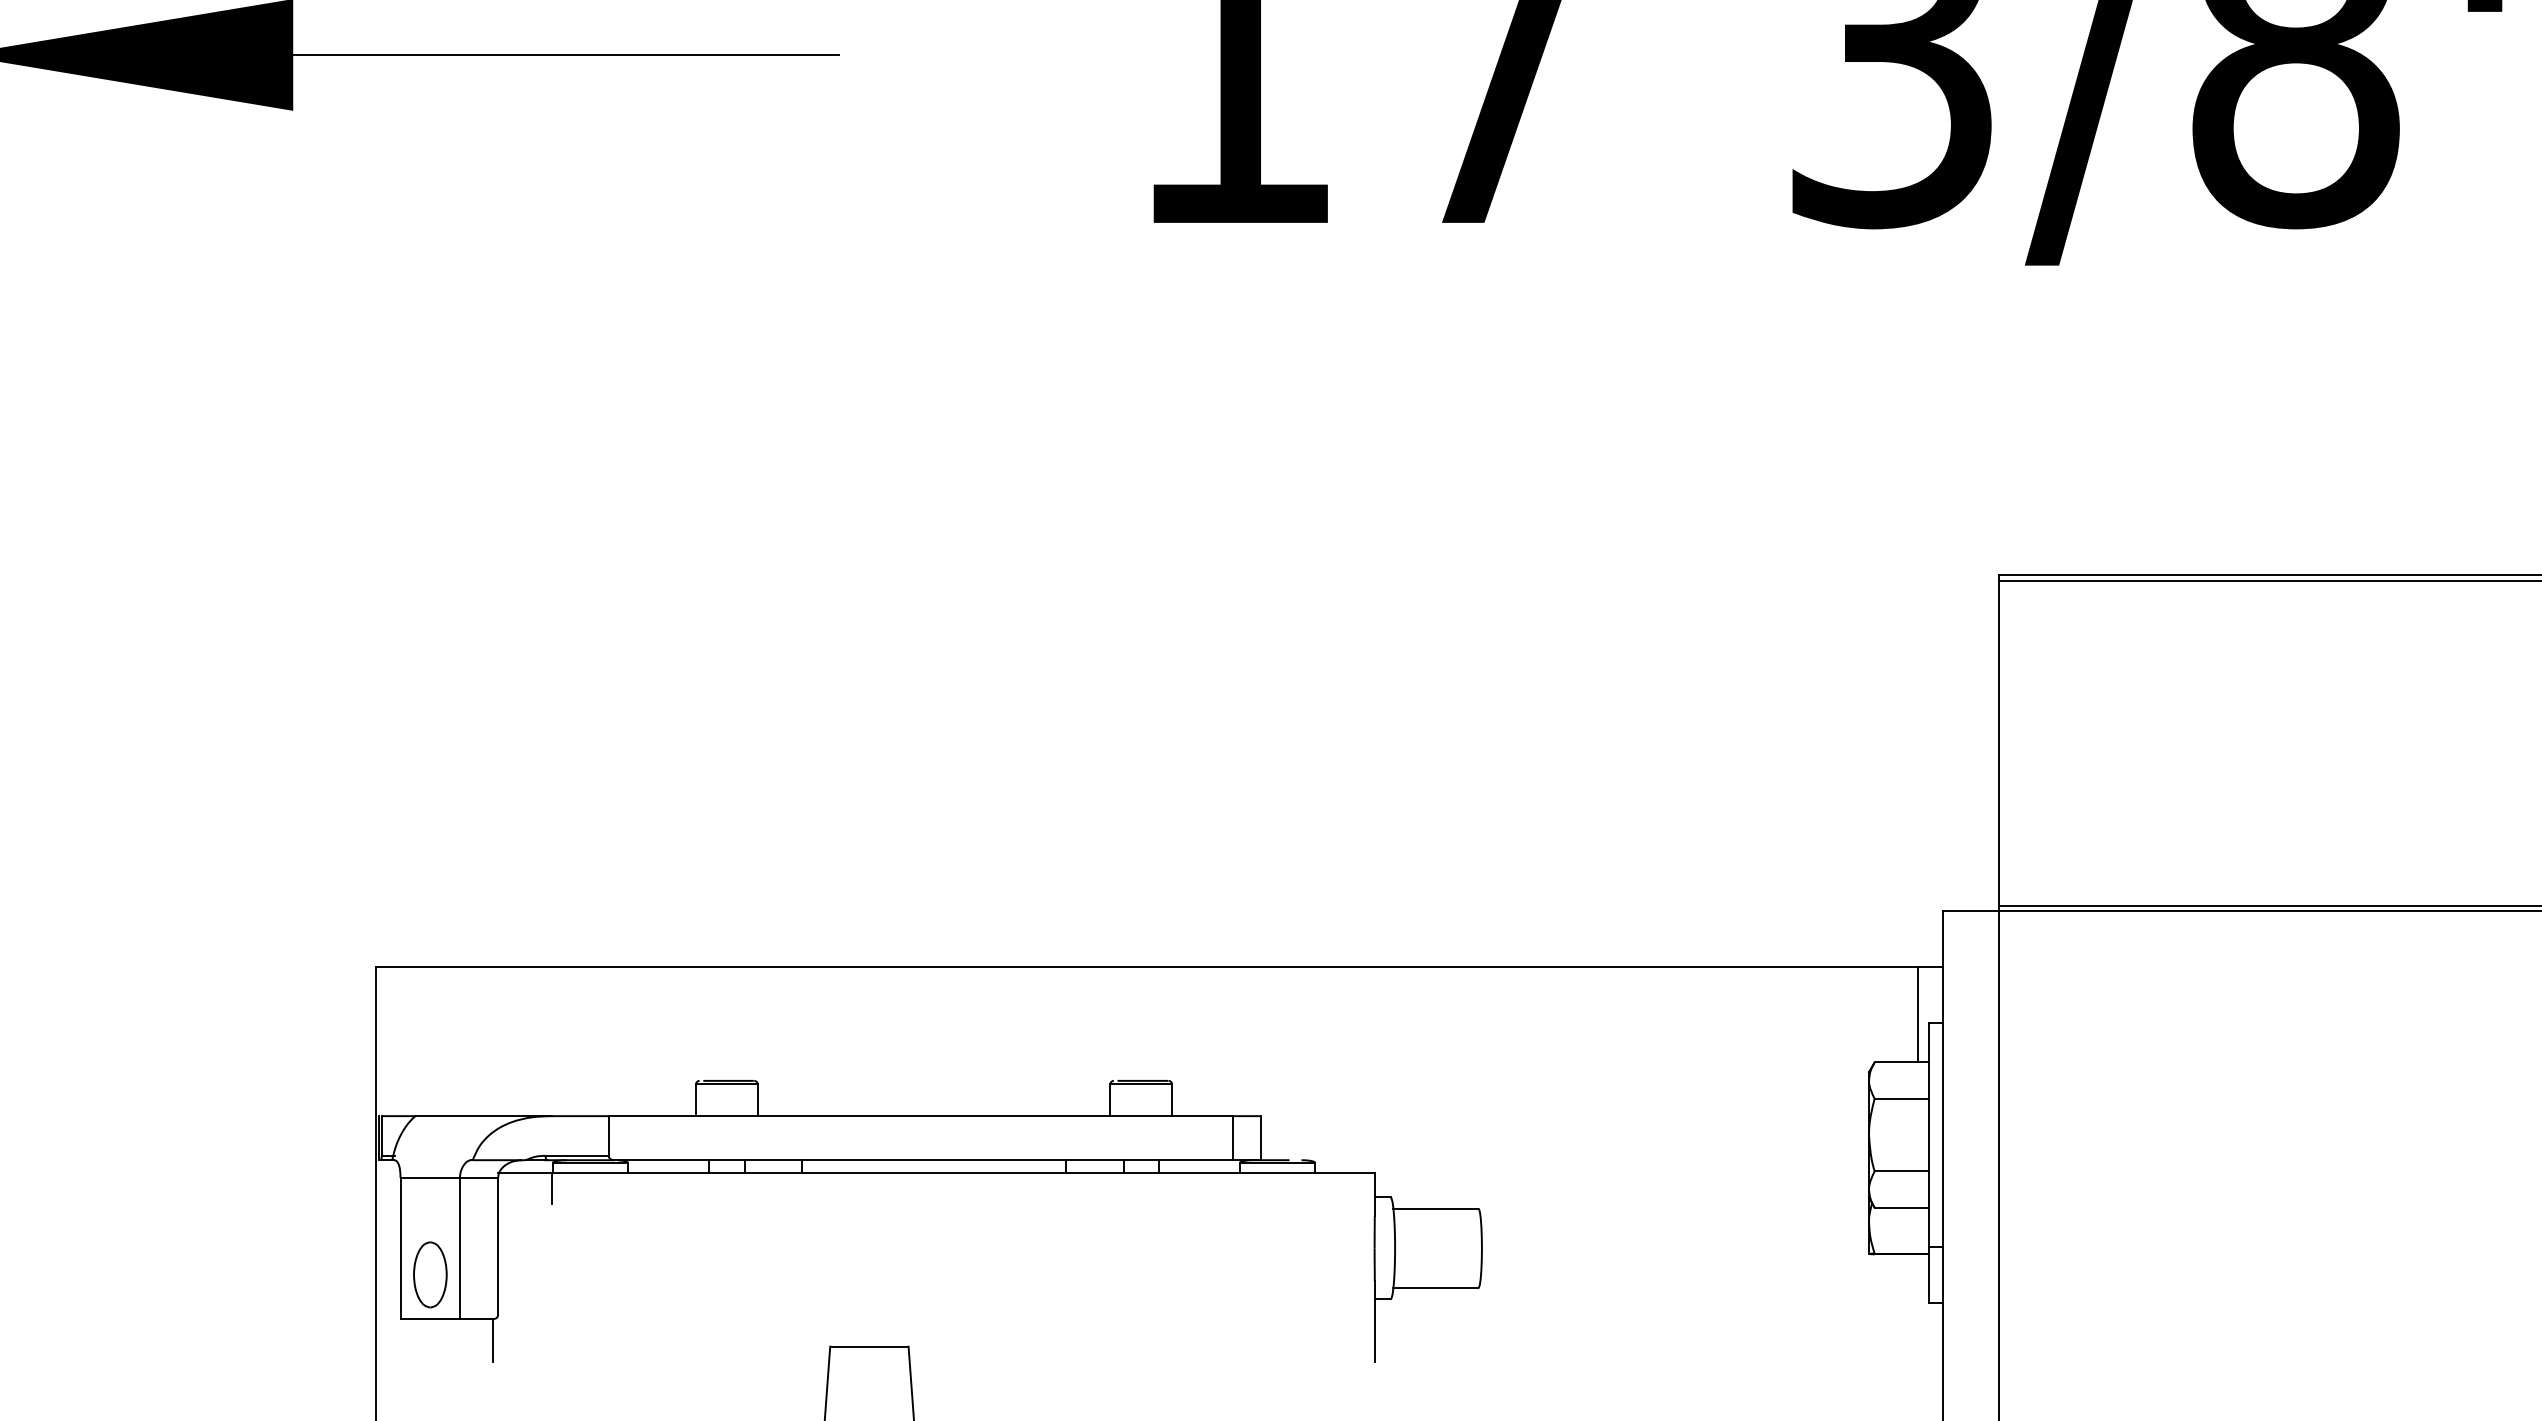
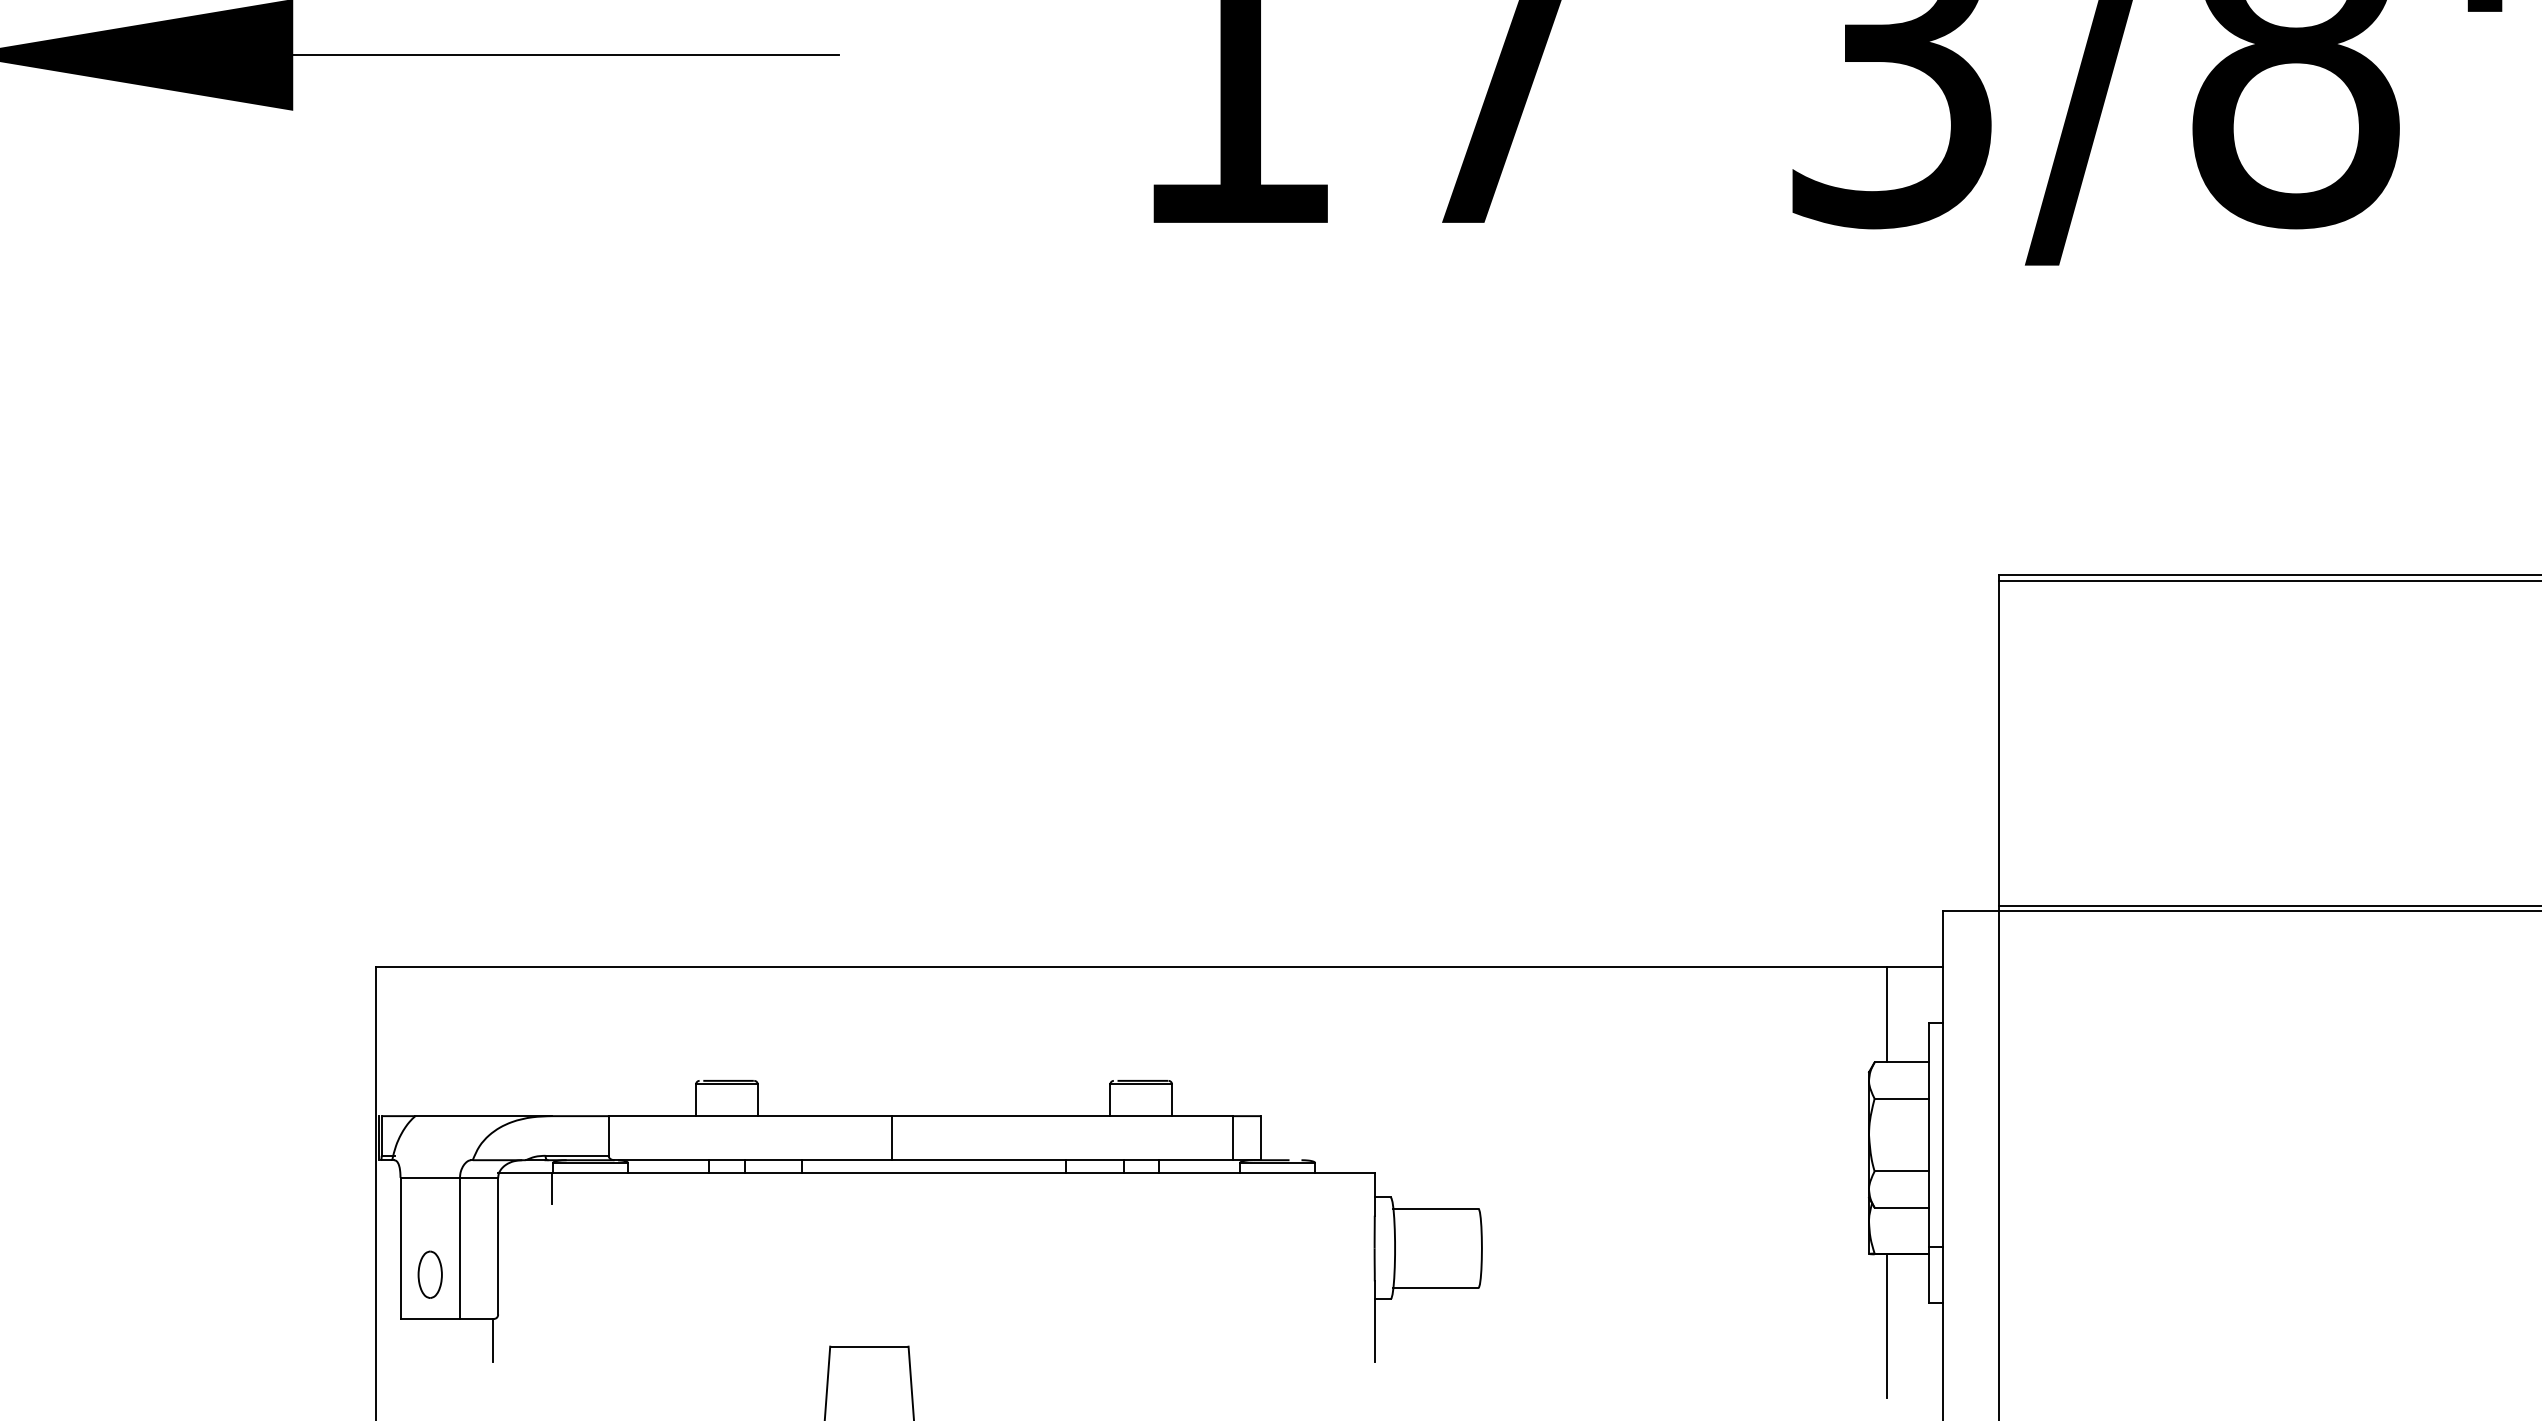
line position: (1918, 1014) -> (1887, 1014) (1887, 1014)
line: none -> present (891, 1138)
part size: 35x68 px -> 26x49 px (429, 1274)
line: none -> present (1887, 1326)
